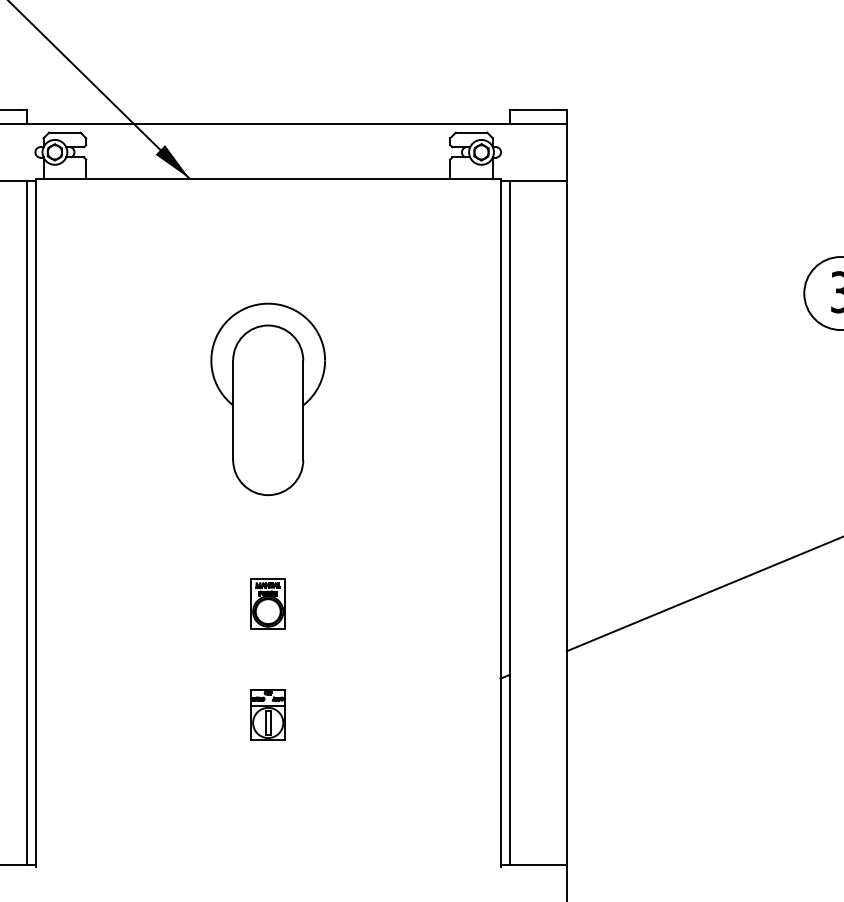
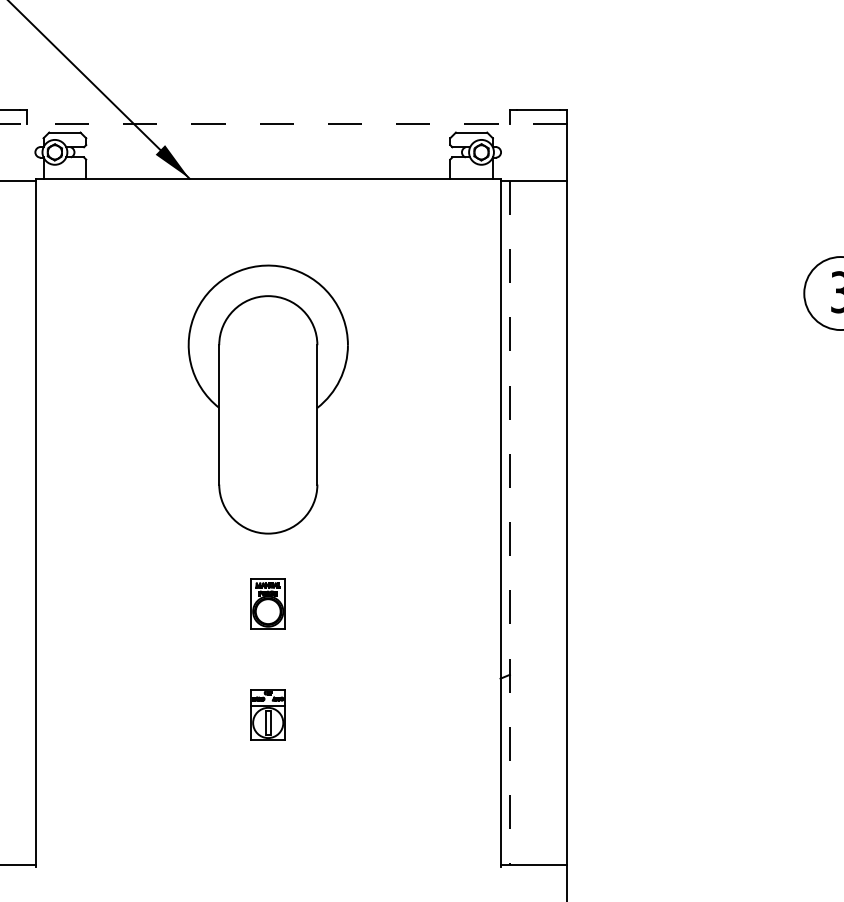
line: solid -> dashed (283, 123)
part size: 116x194 px -> 162x271 px (267, 399)
line: present -> none (26, 522)
line: solid -> dashed (509, 523)
line: present -> none (703, 594)
